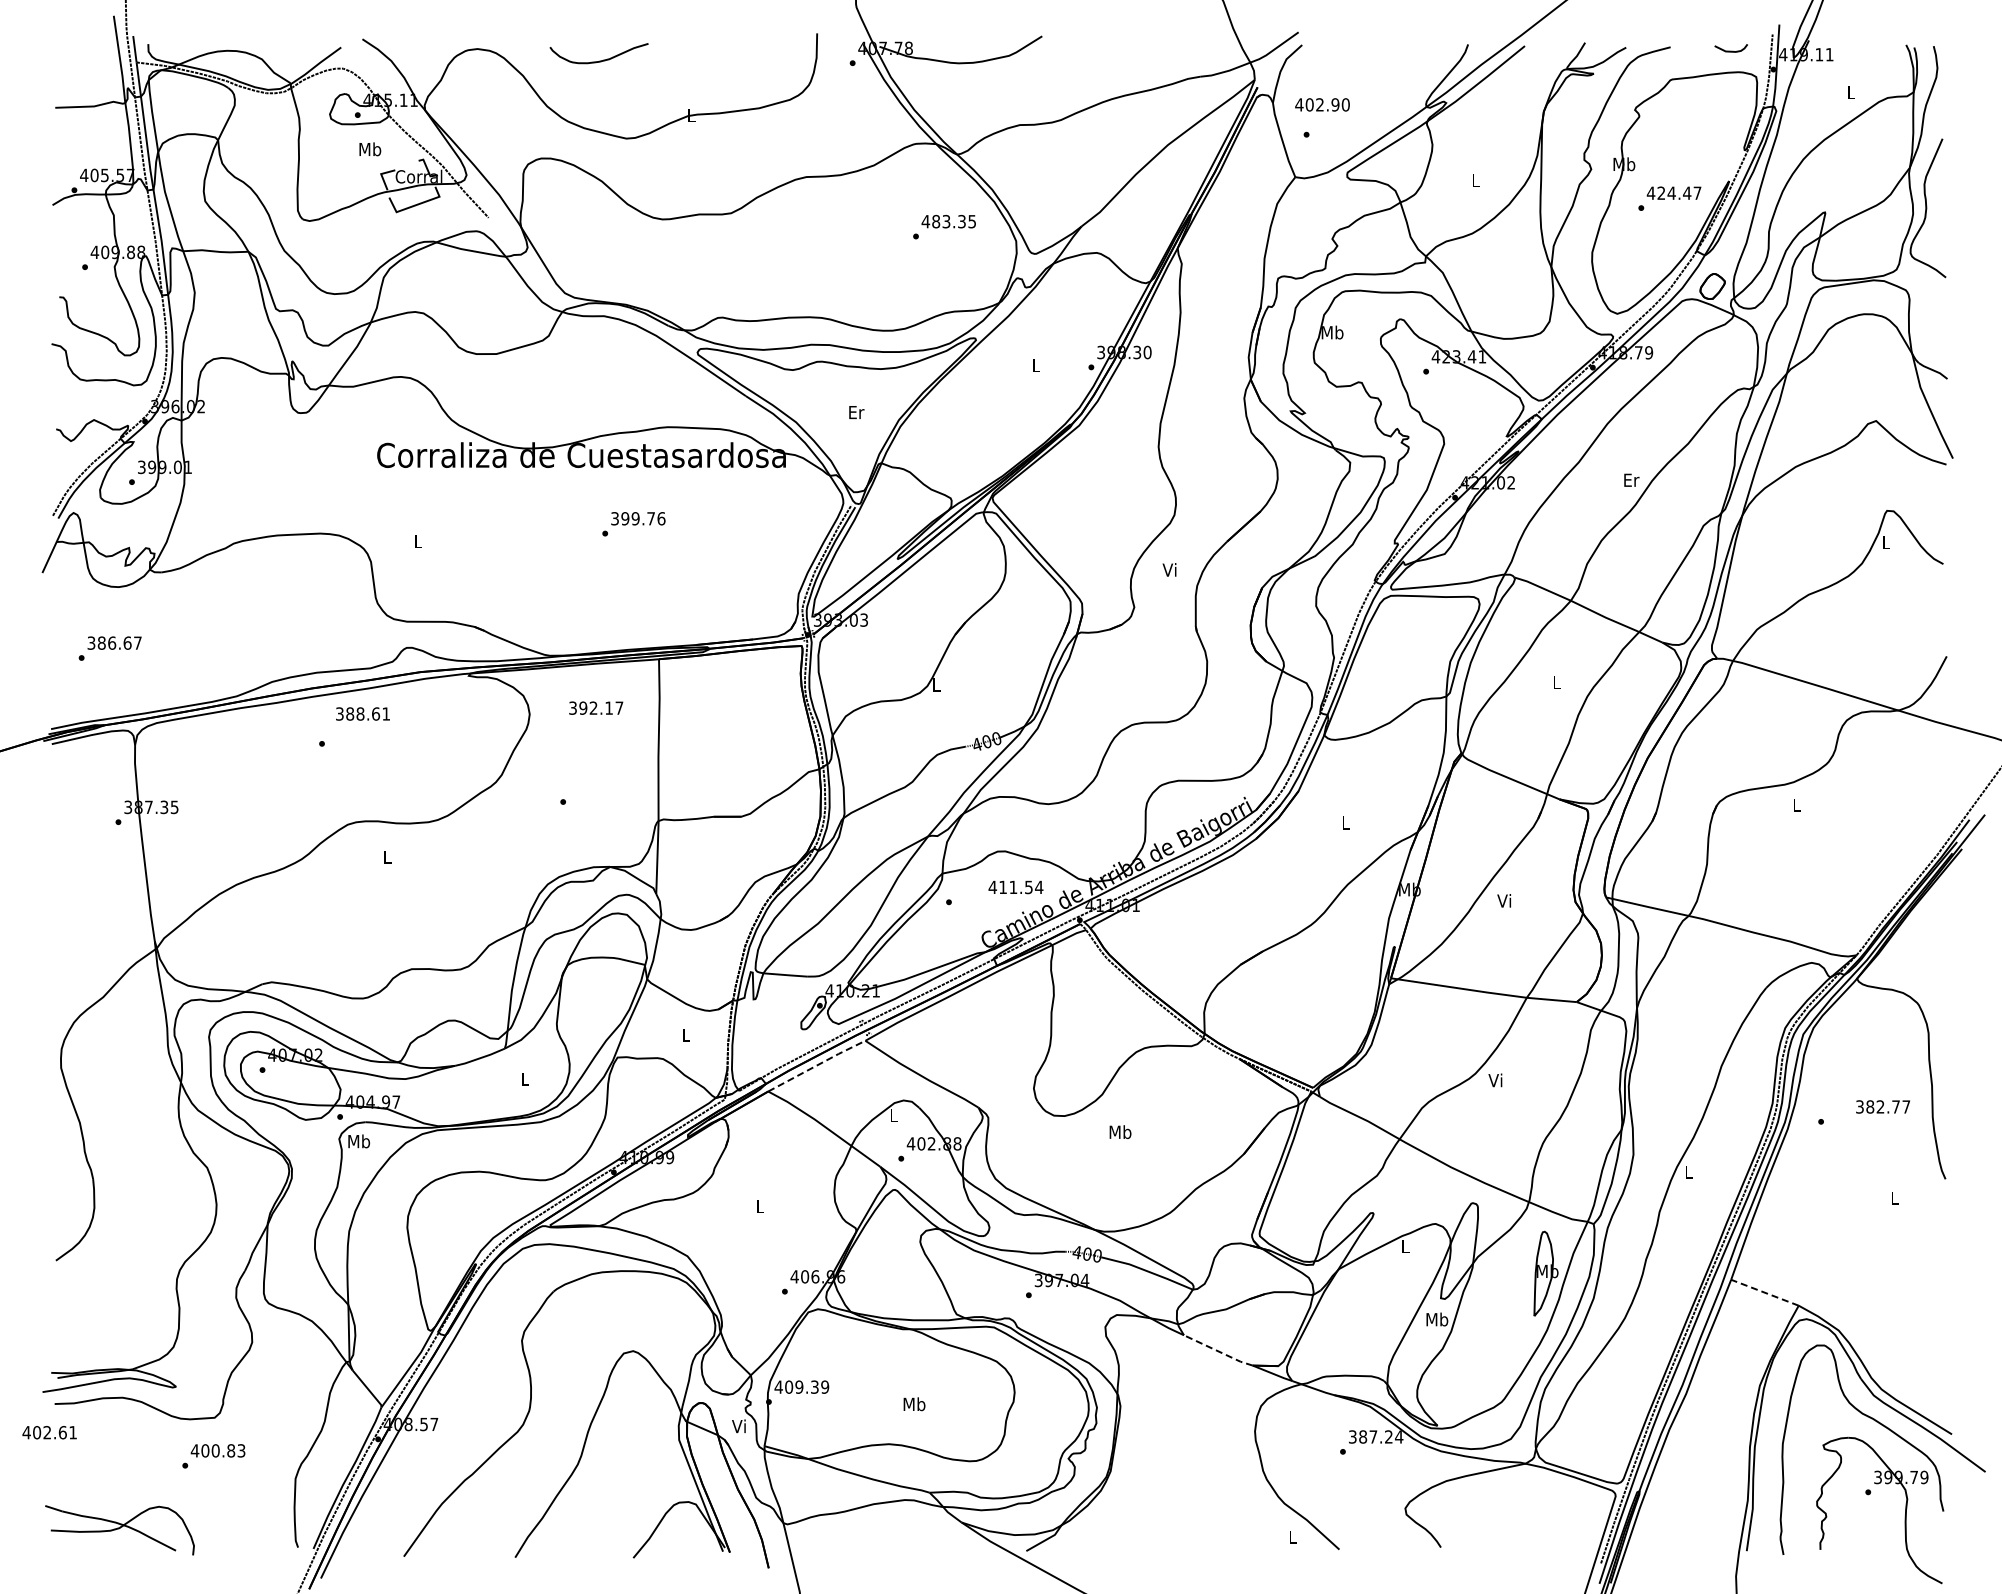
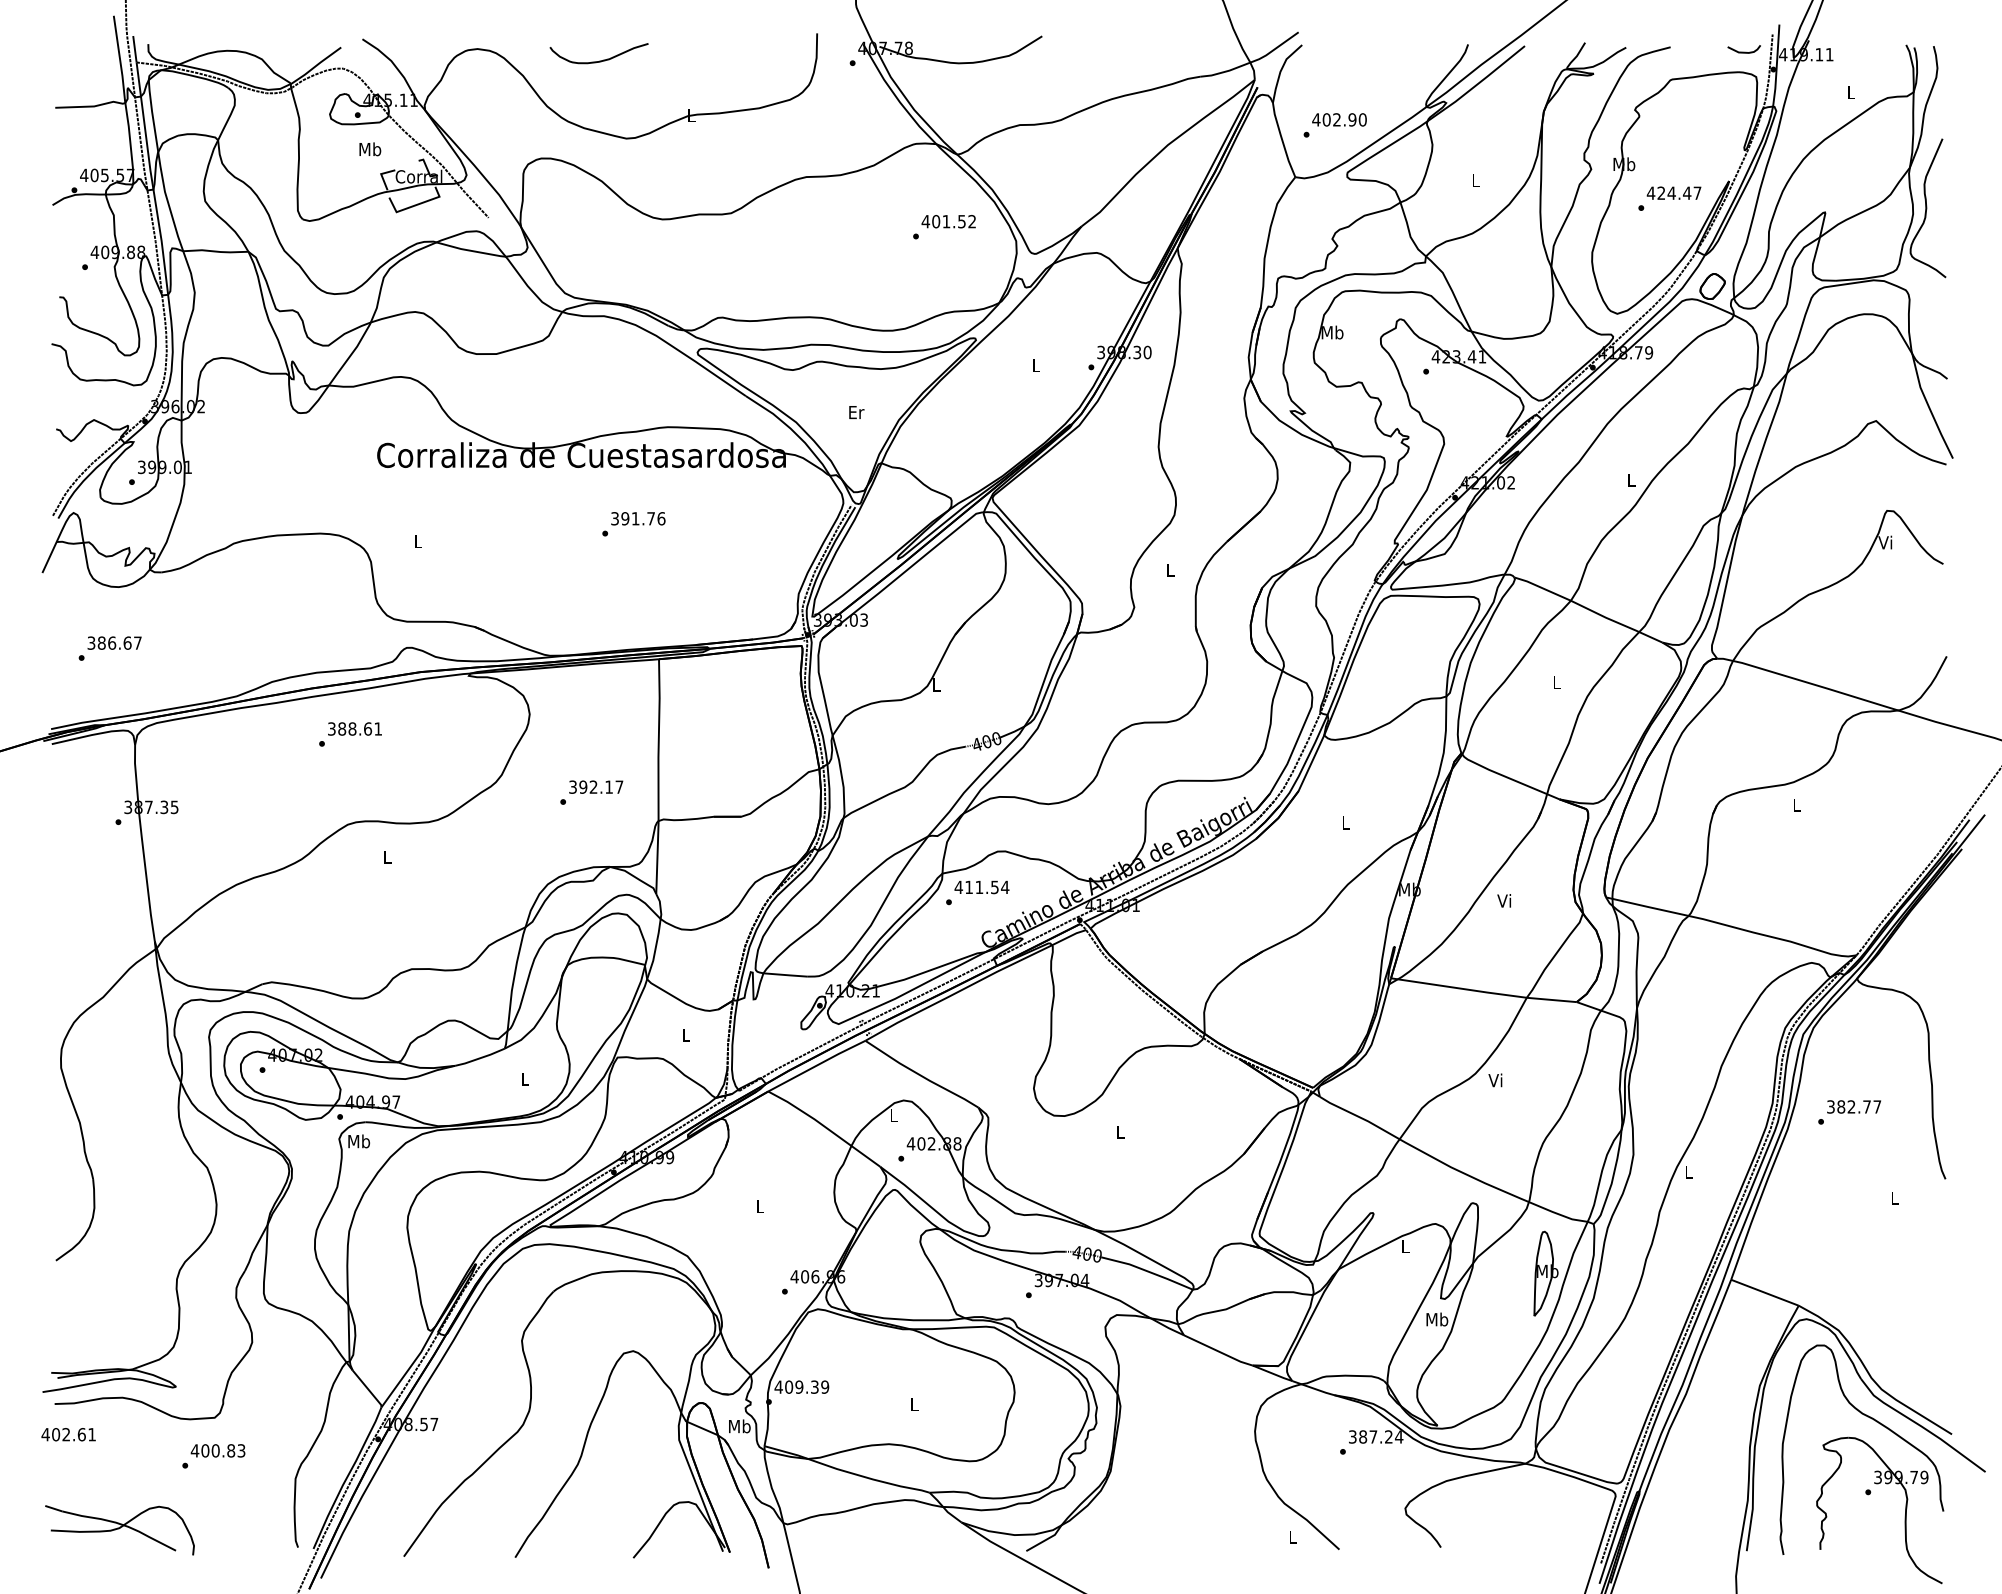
curve position: (1730, 50) -> (1743, 51) (1743, 51)
text position: (1322, 104) -> (1339, 119) (1339, 119)
text: 483.35 -> 401.52 (953, 221)
text: Er -> L (1631, 479)
text: 399.76 -> 391.76 (635, 518)
text: L -> Vi (1885, 542)
text: Vi -> L (1169, 569)
text position: (596, 707) -> (596, 786) (596, 786)
text position: (362, 713) -> (354, 728) (354, 728)
text position: (1015, 887) -> (981, 887) (981, 887)
line: dashed -> solid (817, 1065)
text position: (1882, 1106) -> (1853, 1106) (1853, 1106)
text: Mb -> L (1120, 1131)
line: dashed -> solid (1764, 1292)
line: dashed -> solid (1218, 1351)
text: Mb -> L (914, 1404)
text: Vi -> Mb (739, 1426)
text position: (49, 1432) -> (68, 1434) (68, 1434)
